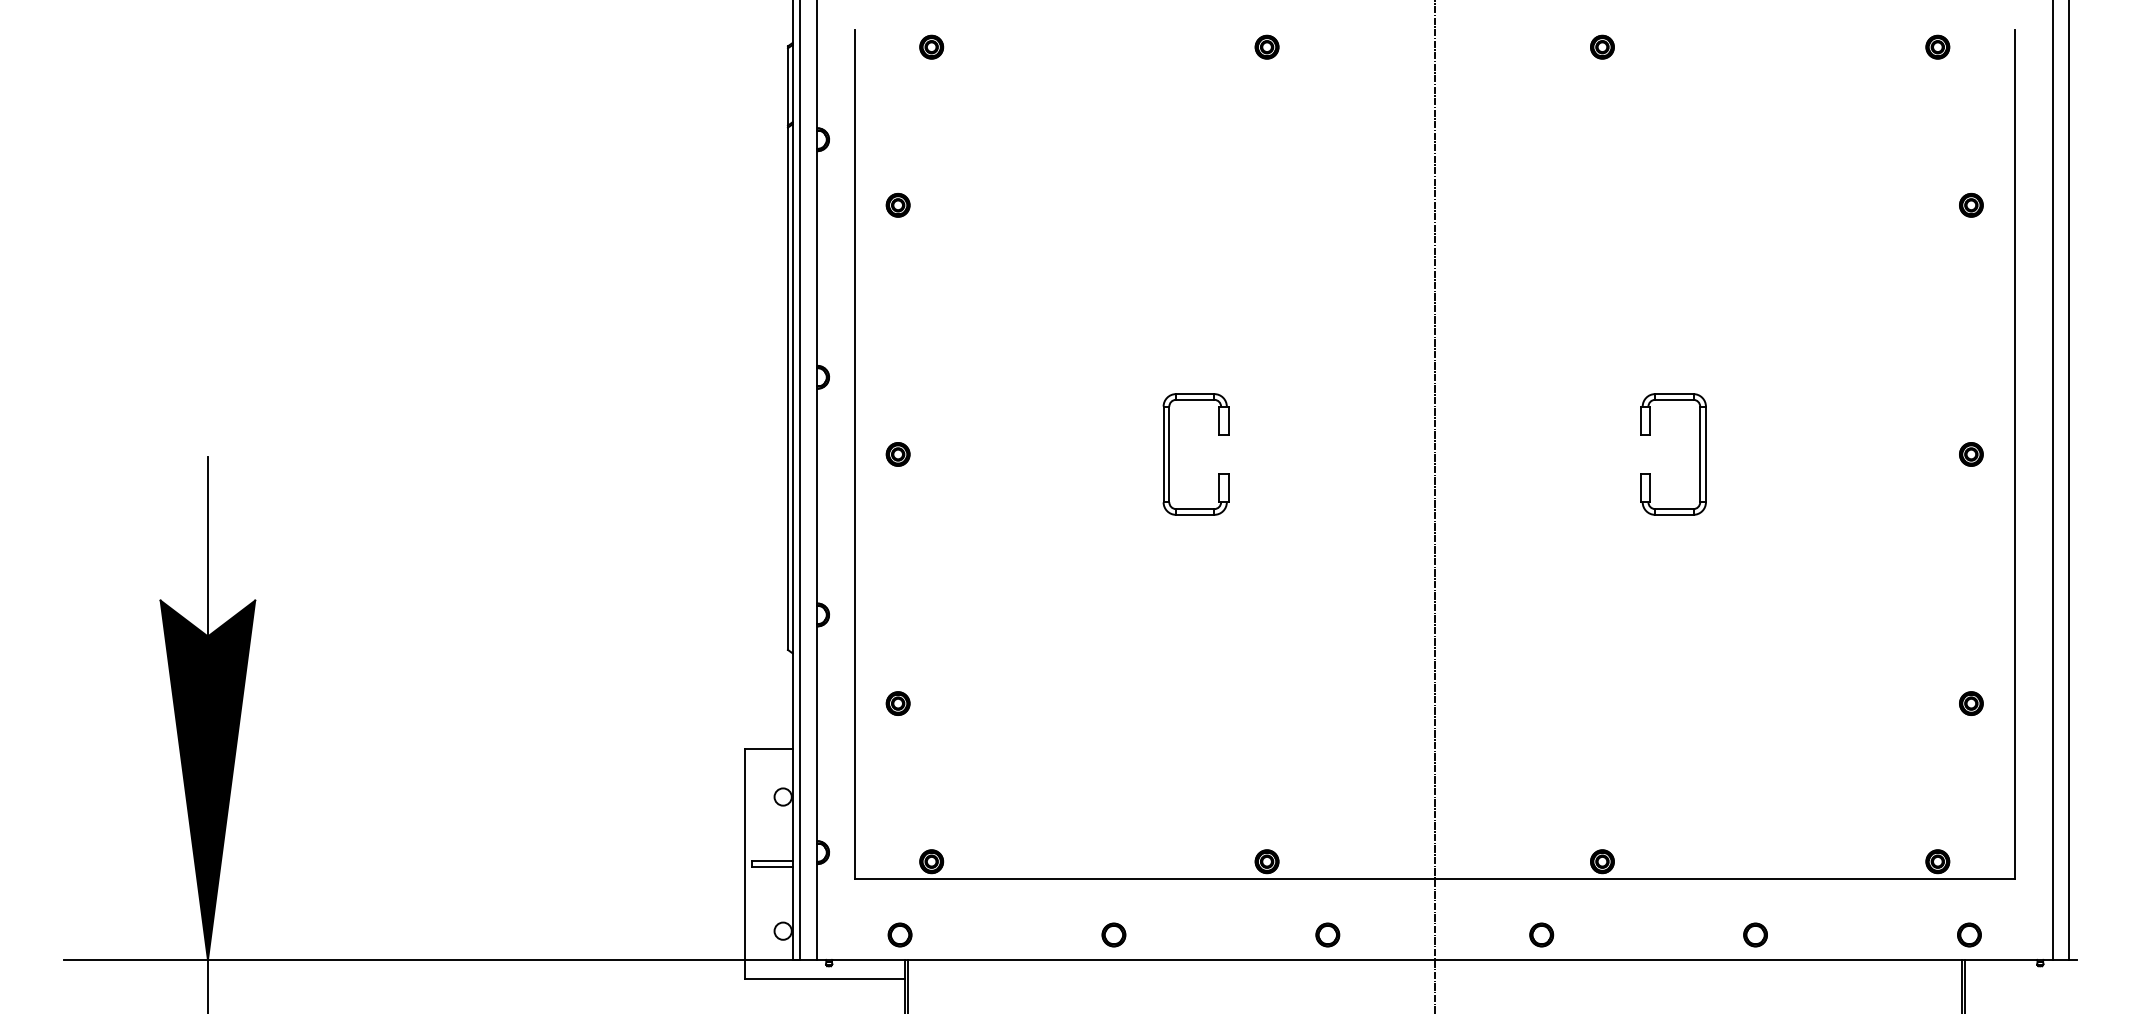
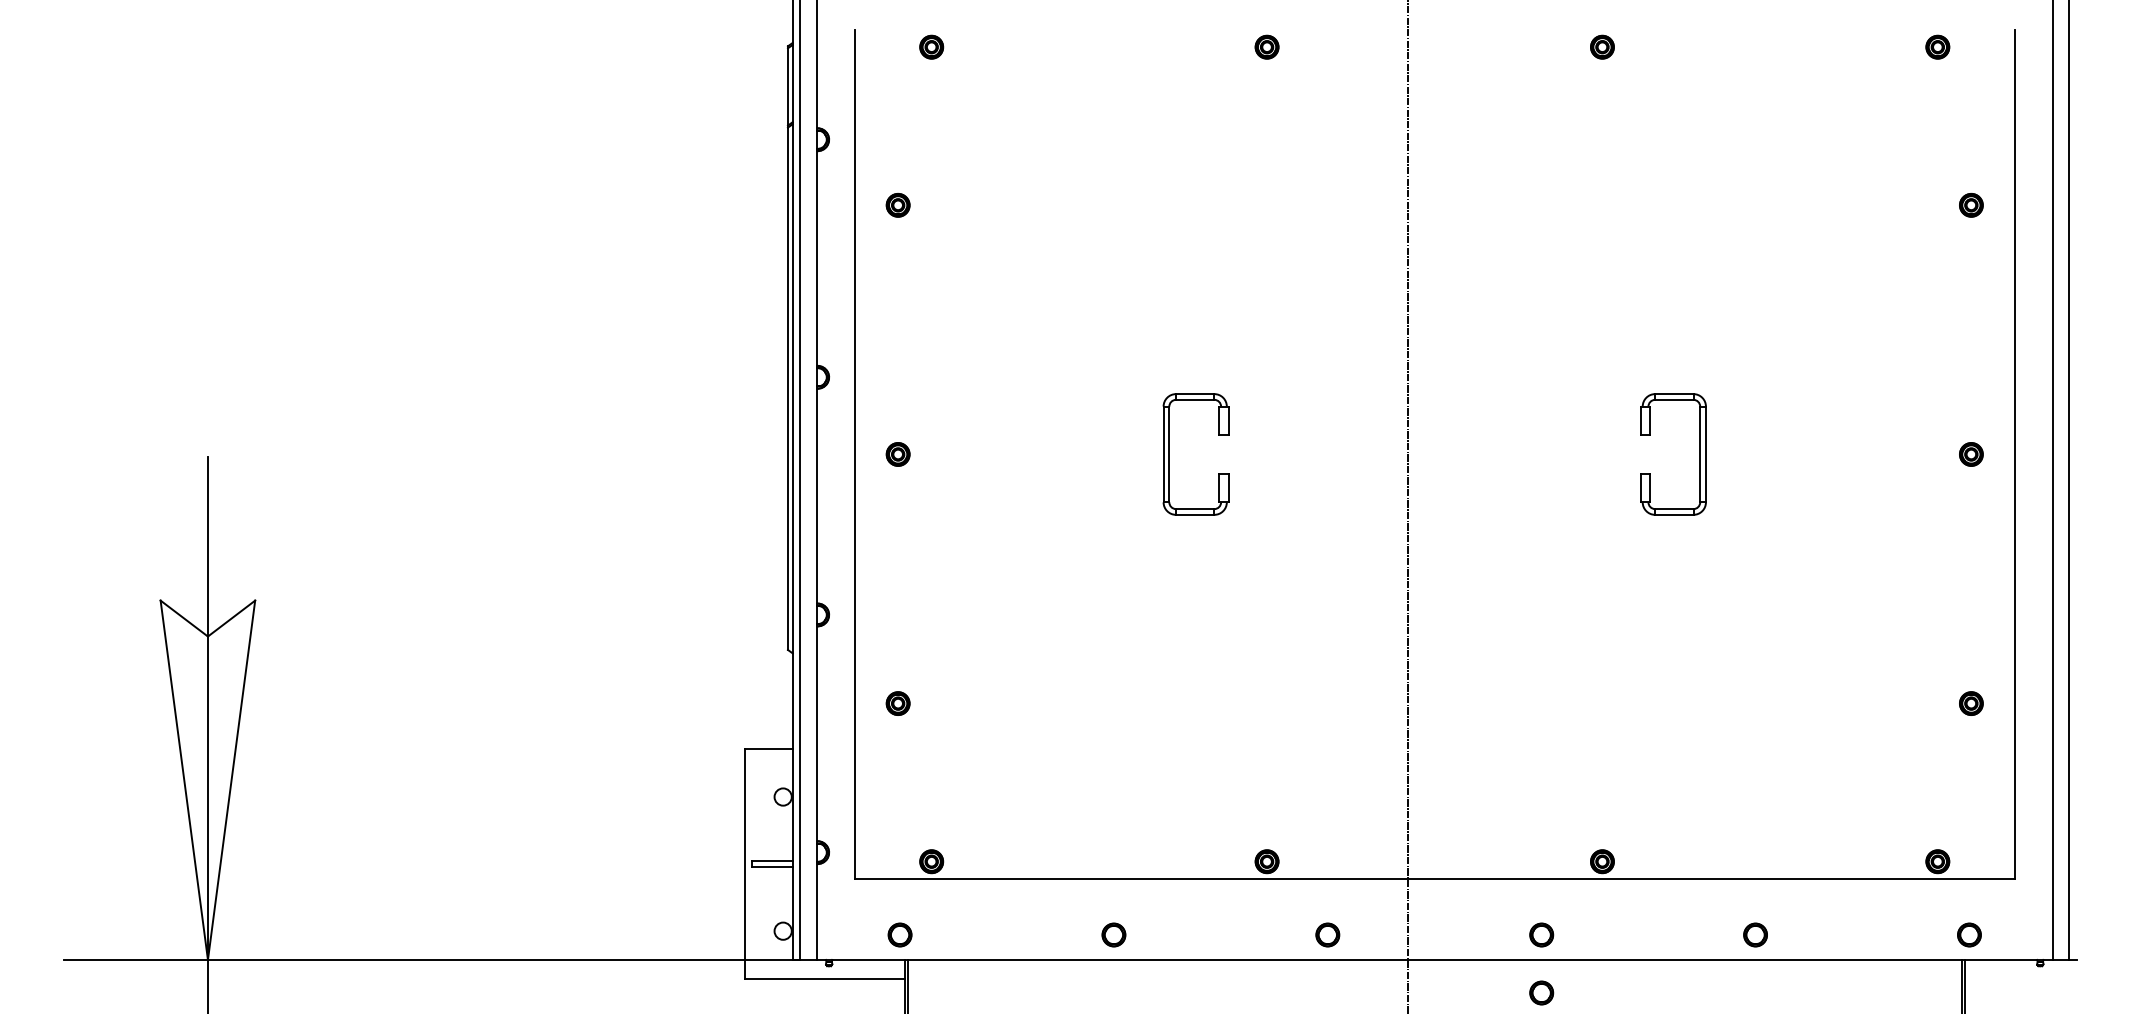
line position: (1434, 506) -> (1407, 506) (1407, 506)
fill: present -> none (207, 779)
part: none -> present (1541, 992)
